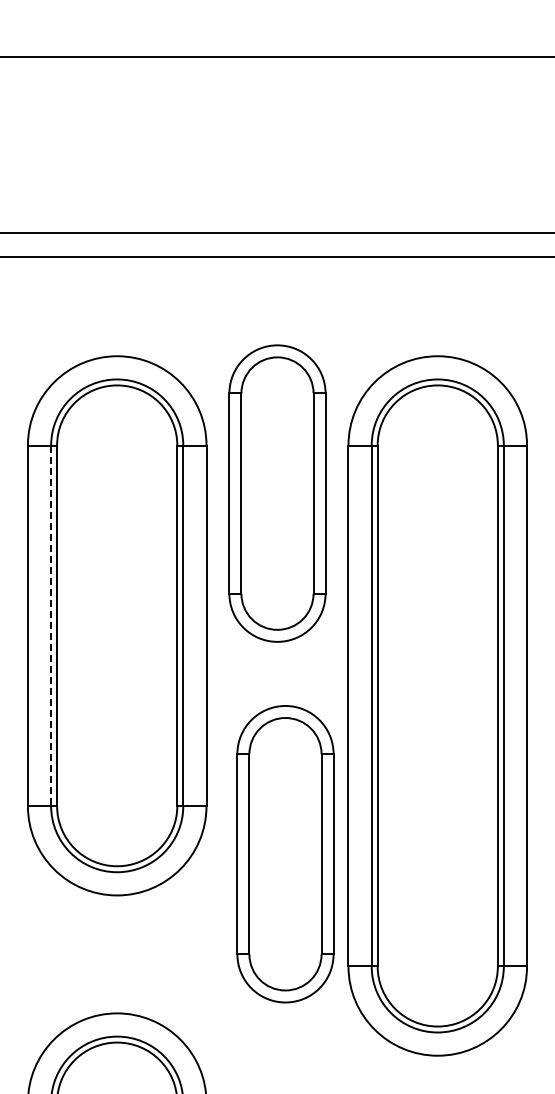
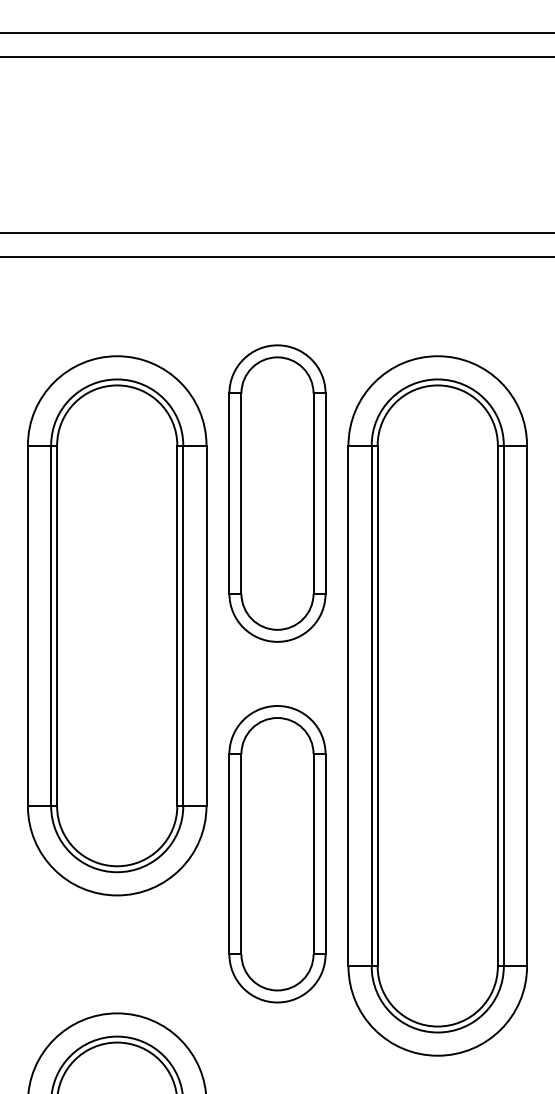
line: none -> present (276, 32)
line: dashed -> solid (51, 626)
part position: (285, 854) -> (277, 854) (277, 854)
